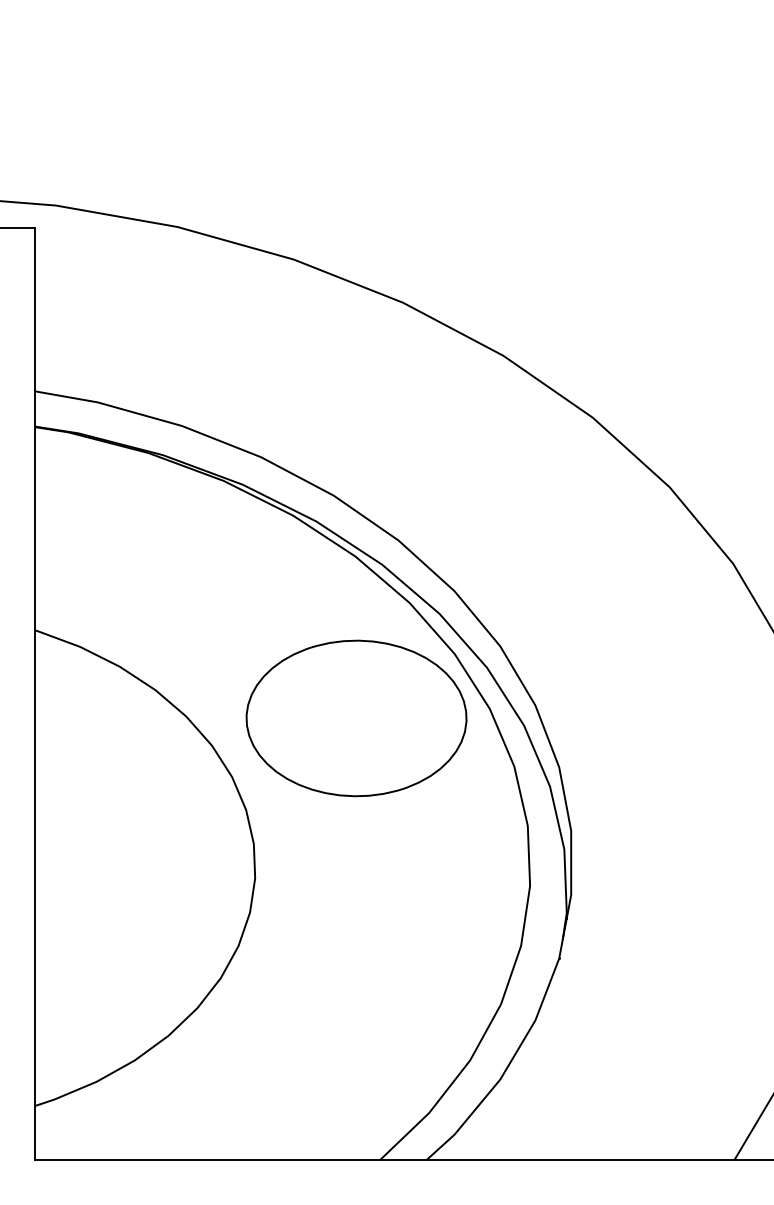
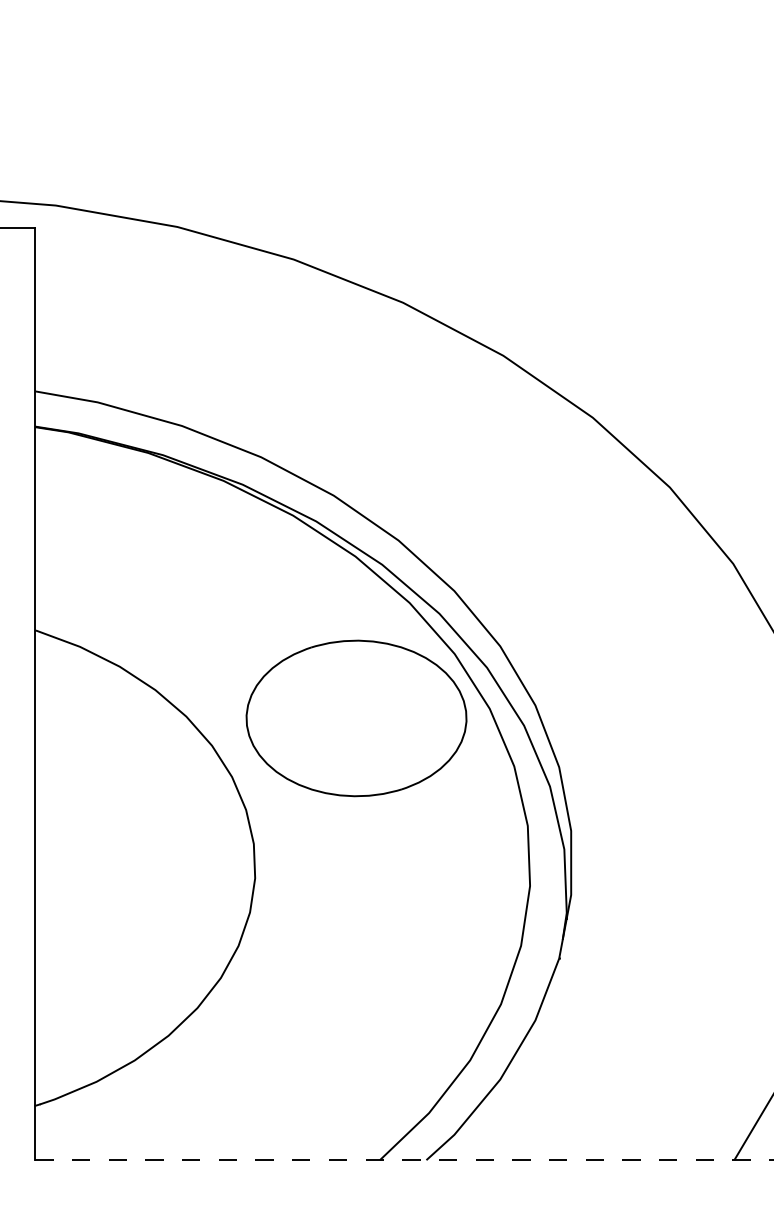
line: solid -> dashed (404, 1160)
